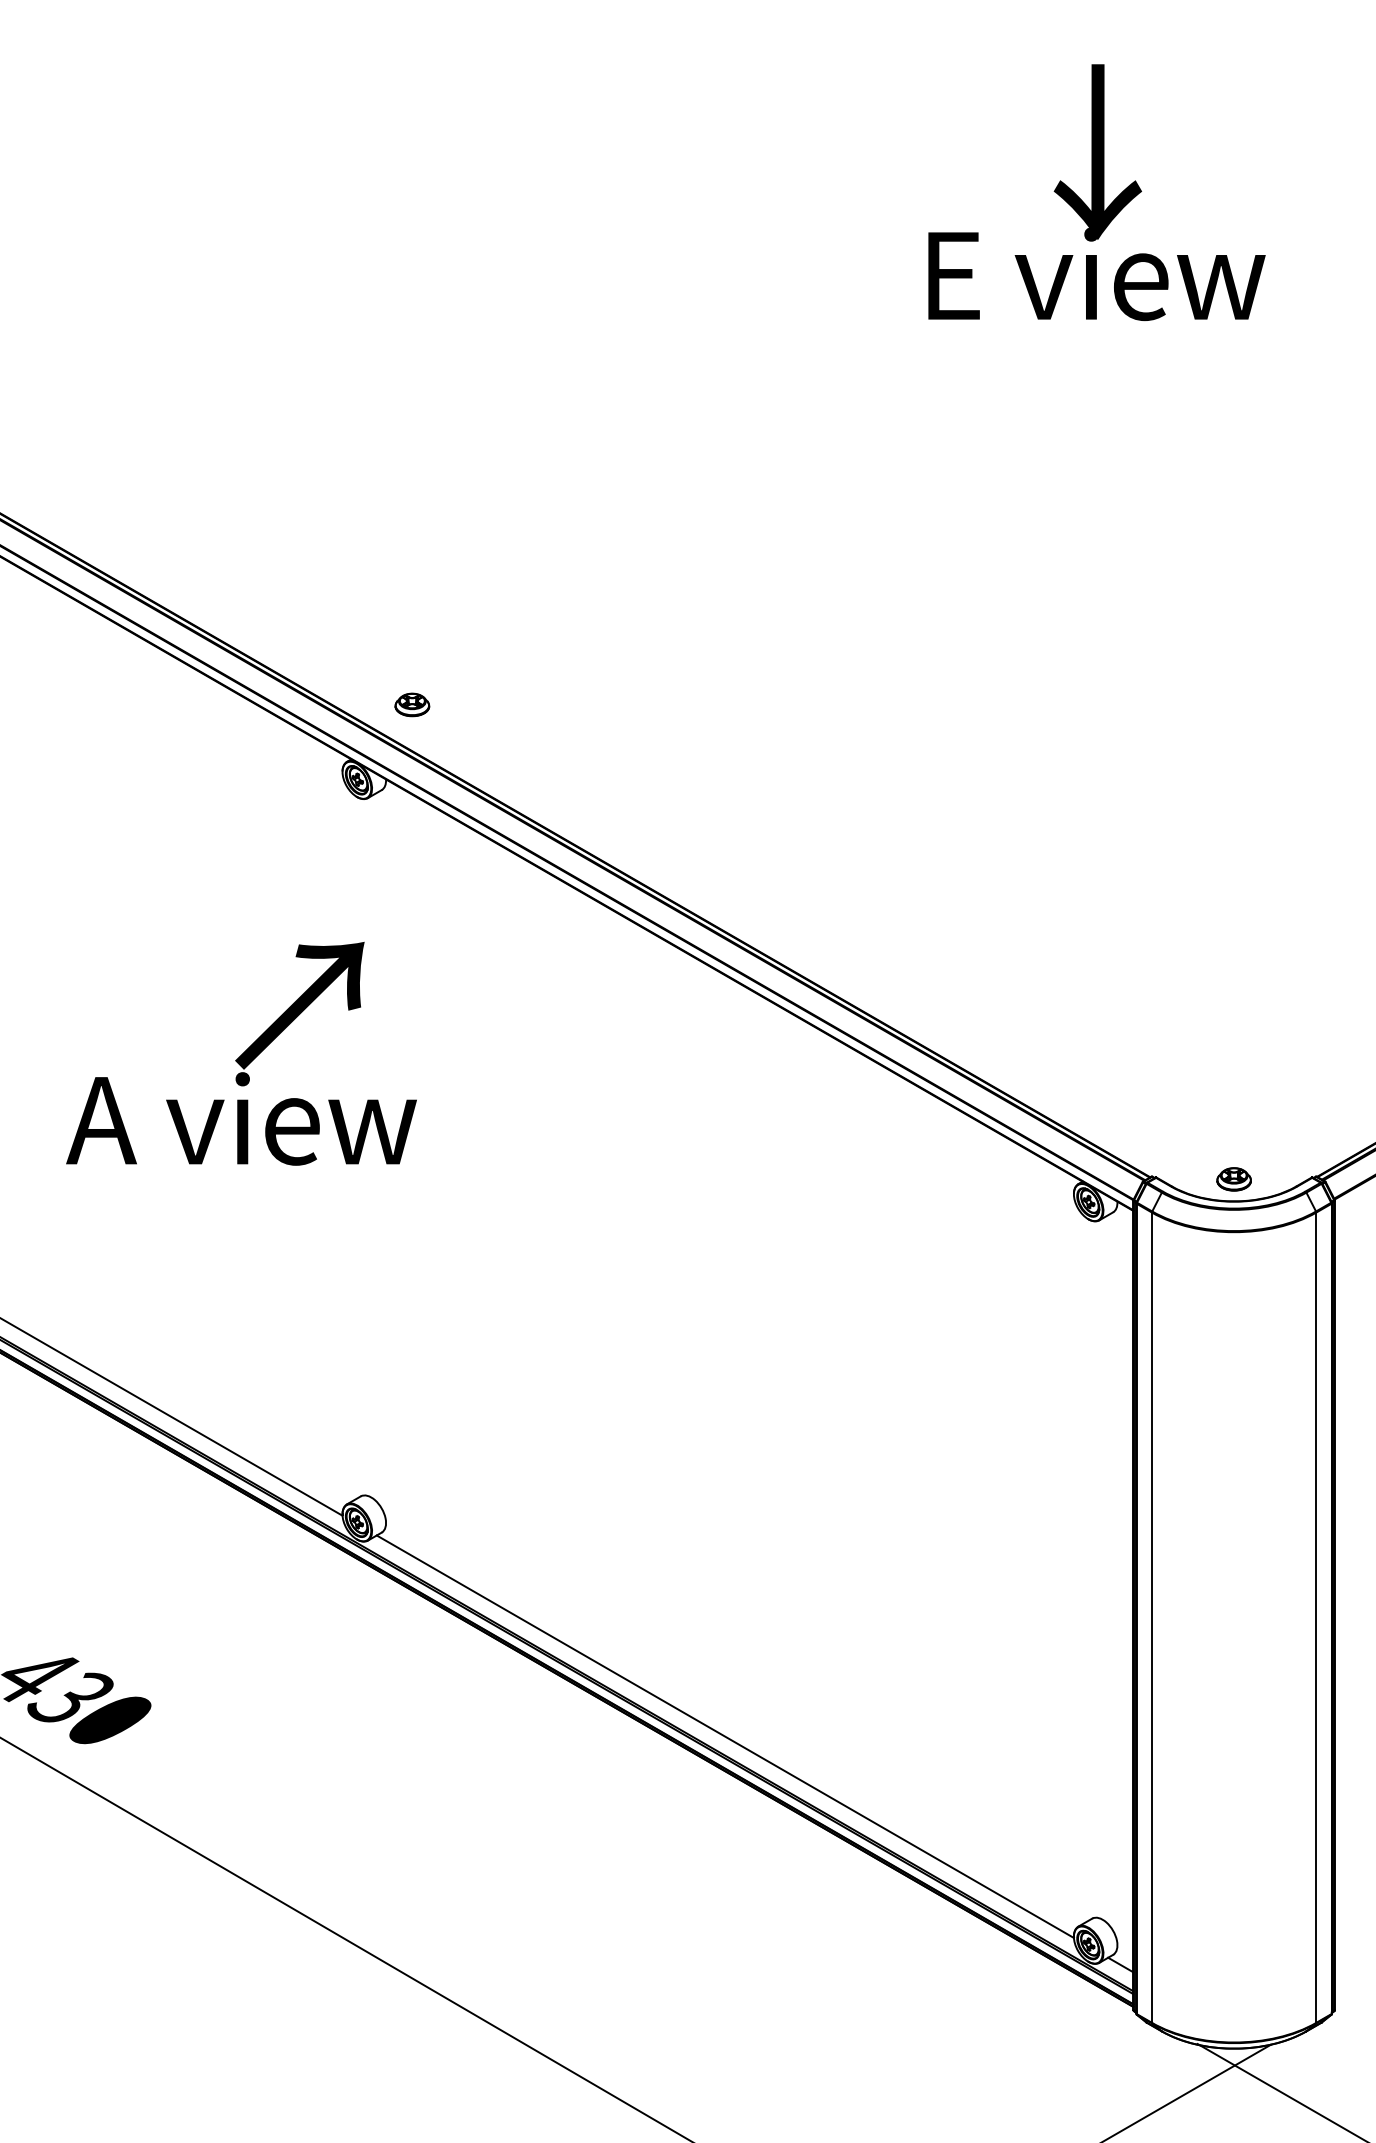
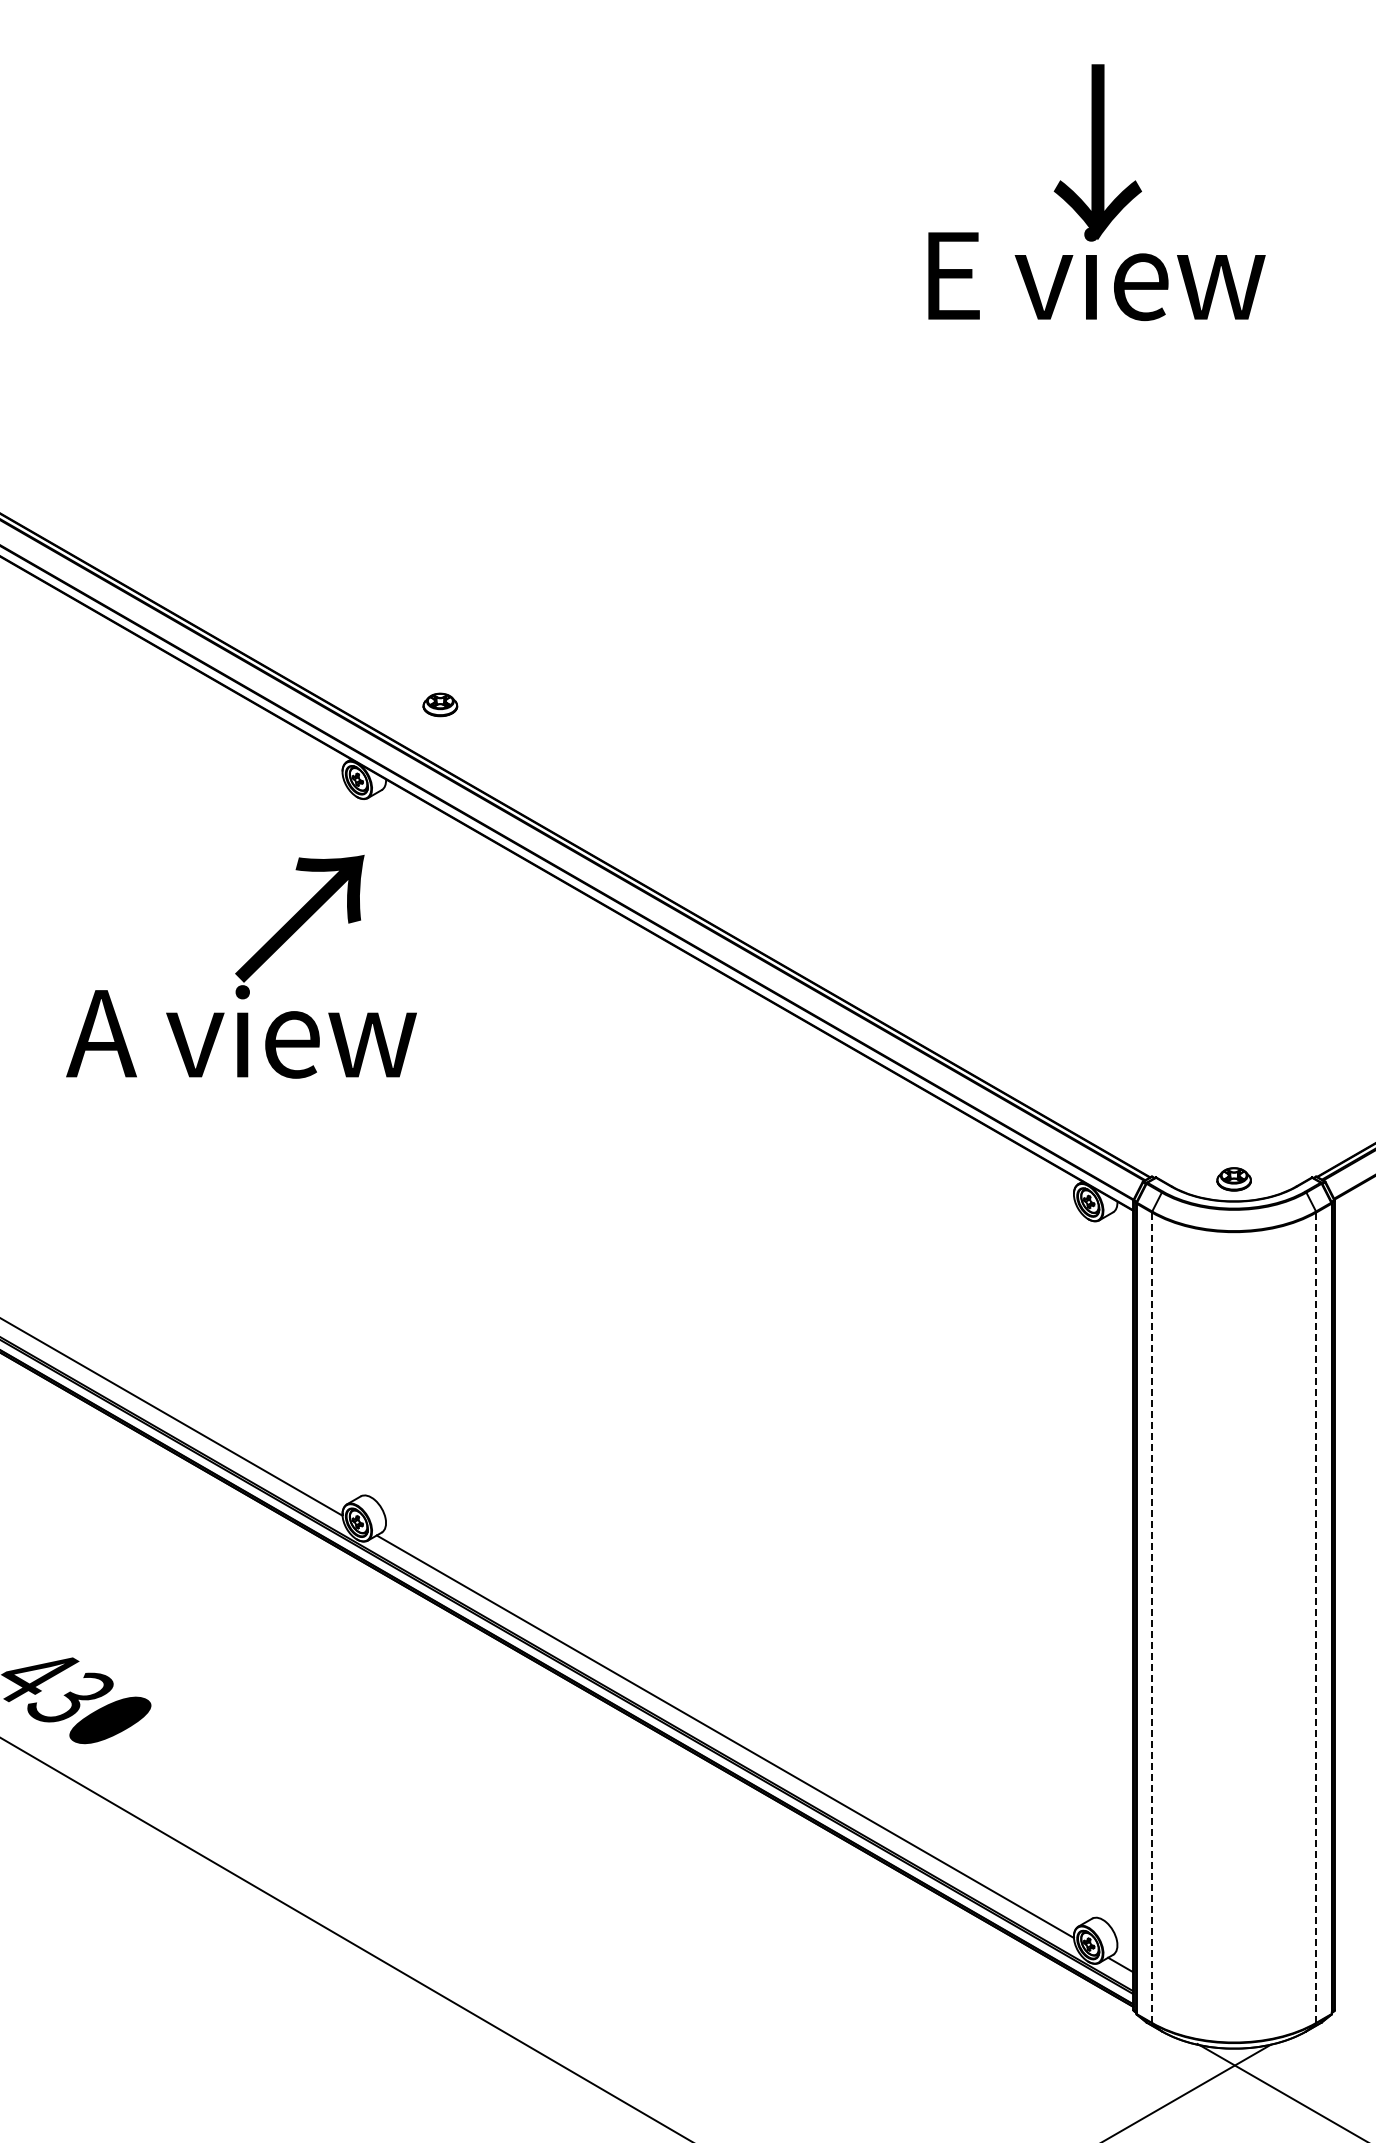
part position: (412, 704) -> (440, 704) (440, 704)
text position: (241, 1053) -> (241, 966) (241, 966)
line: solid -> dashed (1316, 1617)
line: solid -> dashed (1151, 1618)
